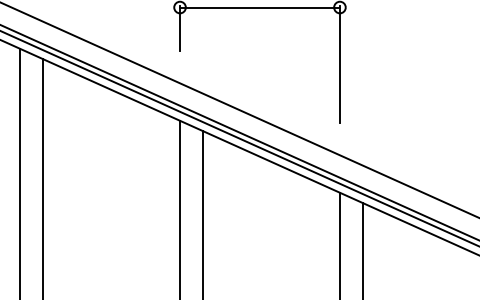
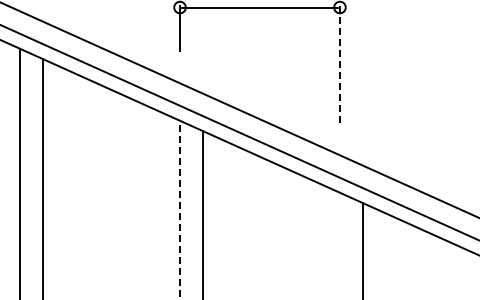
line: solid -> dashed (339, 64)
line: present -> none (239, 138)
line: solid -> dashed (180, 209)
line: present -> none (339, 244)
